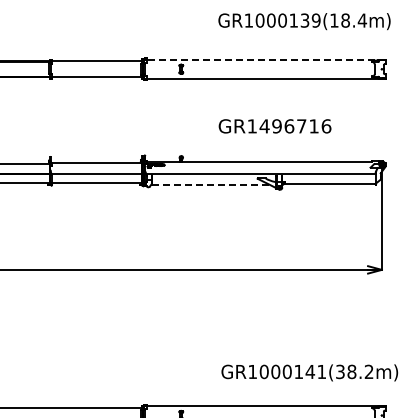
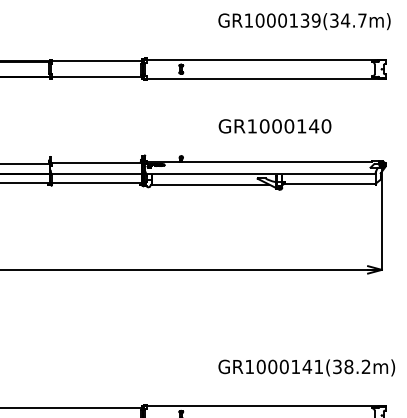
text: GR1000139(18.4m) -> GR1000139(34.7m) (348, 20)
line: dashed -> solid (266, 59)
text: GR1496716 -> GR1000140 (295, 126)
line: dashed -> solid (210, 184)
text position: (309, 372) -> (306, 367) (306, 367)
